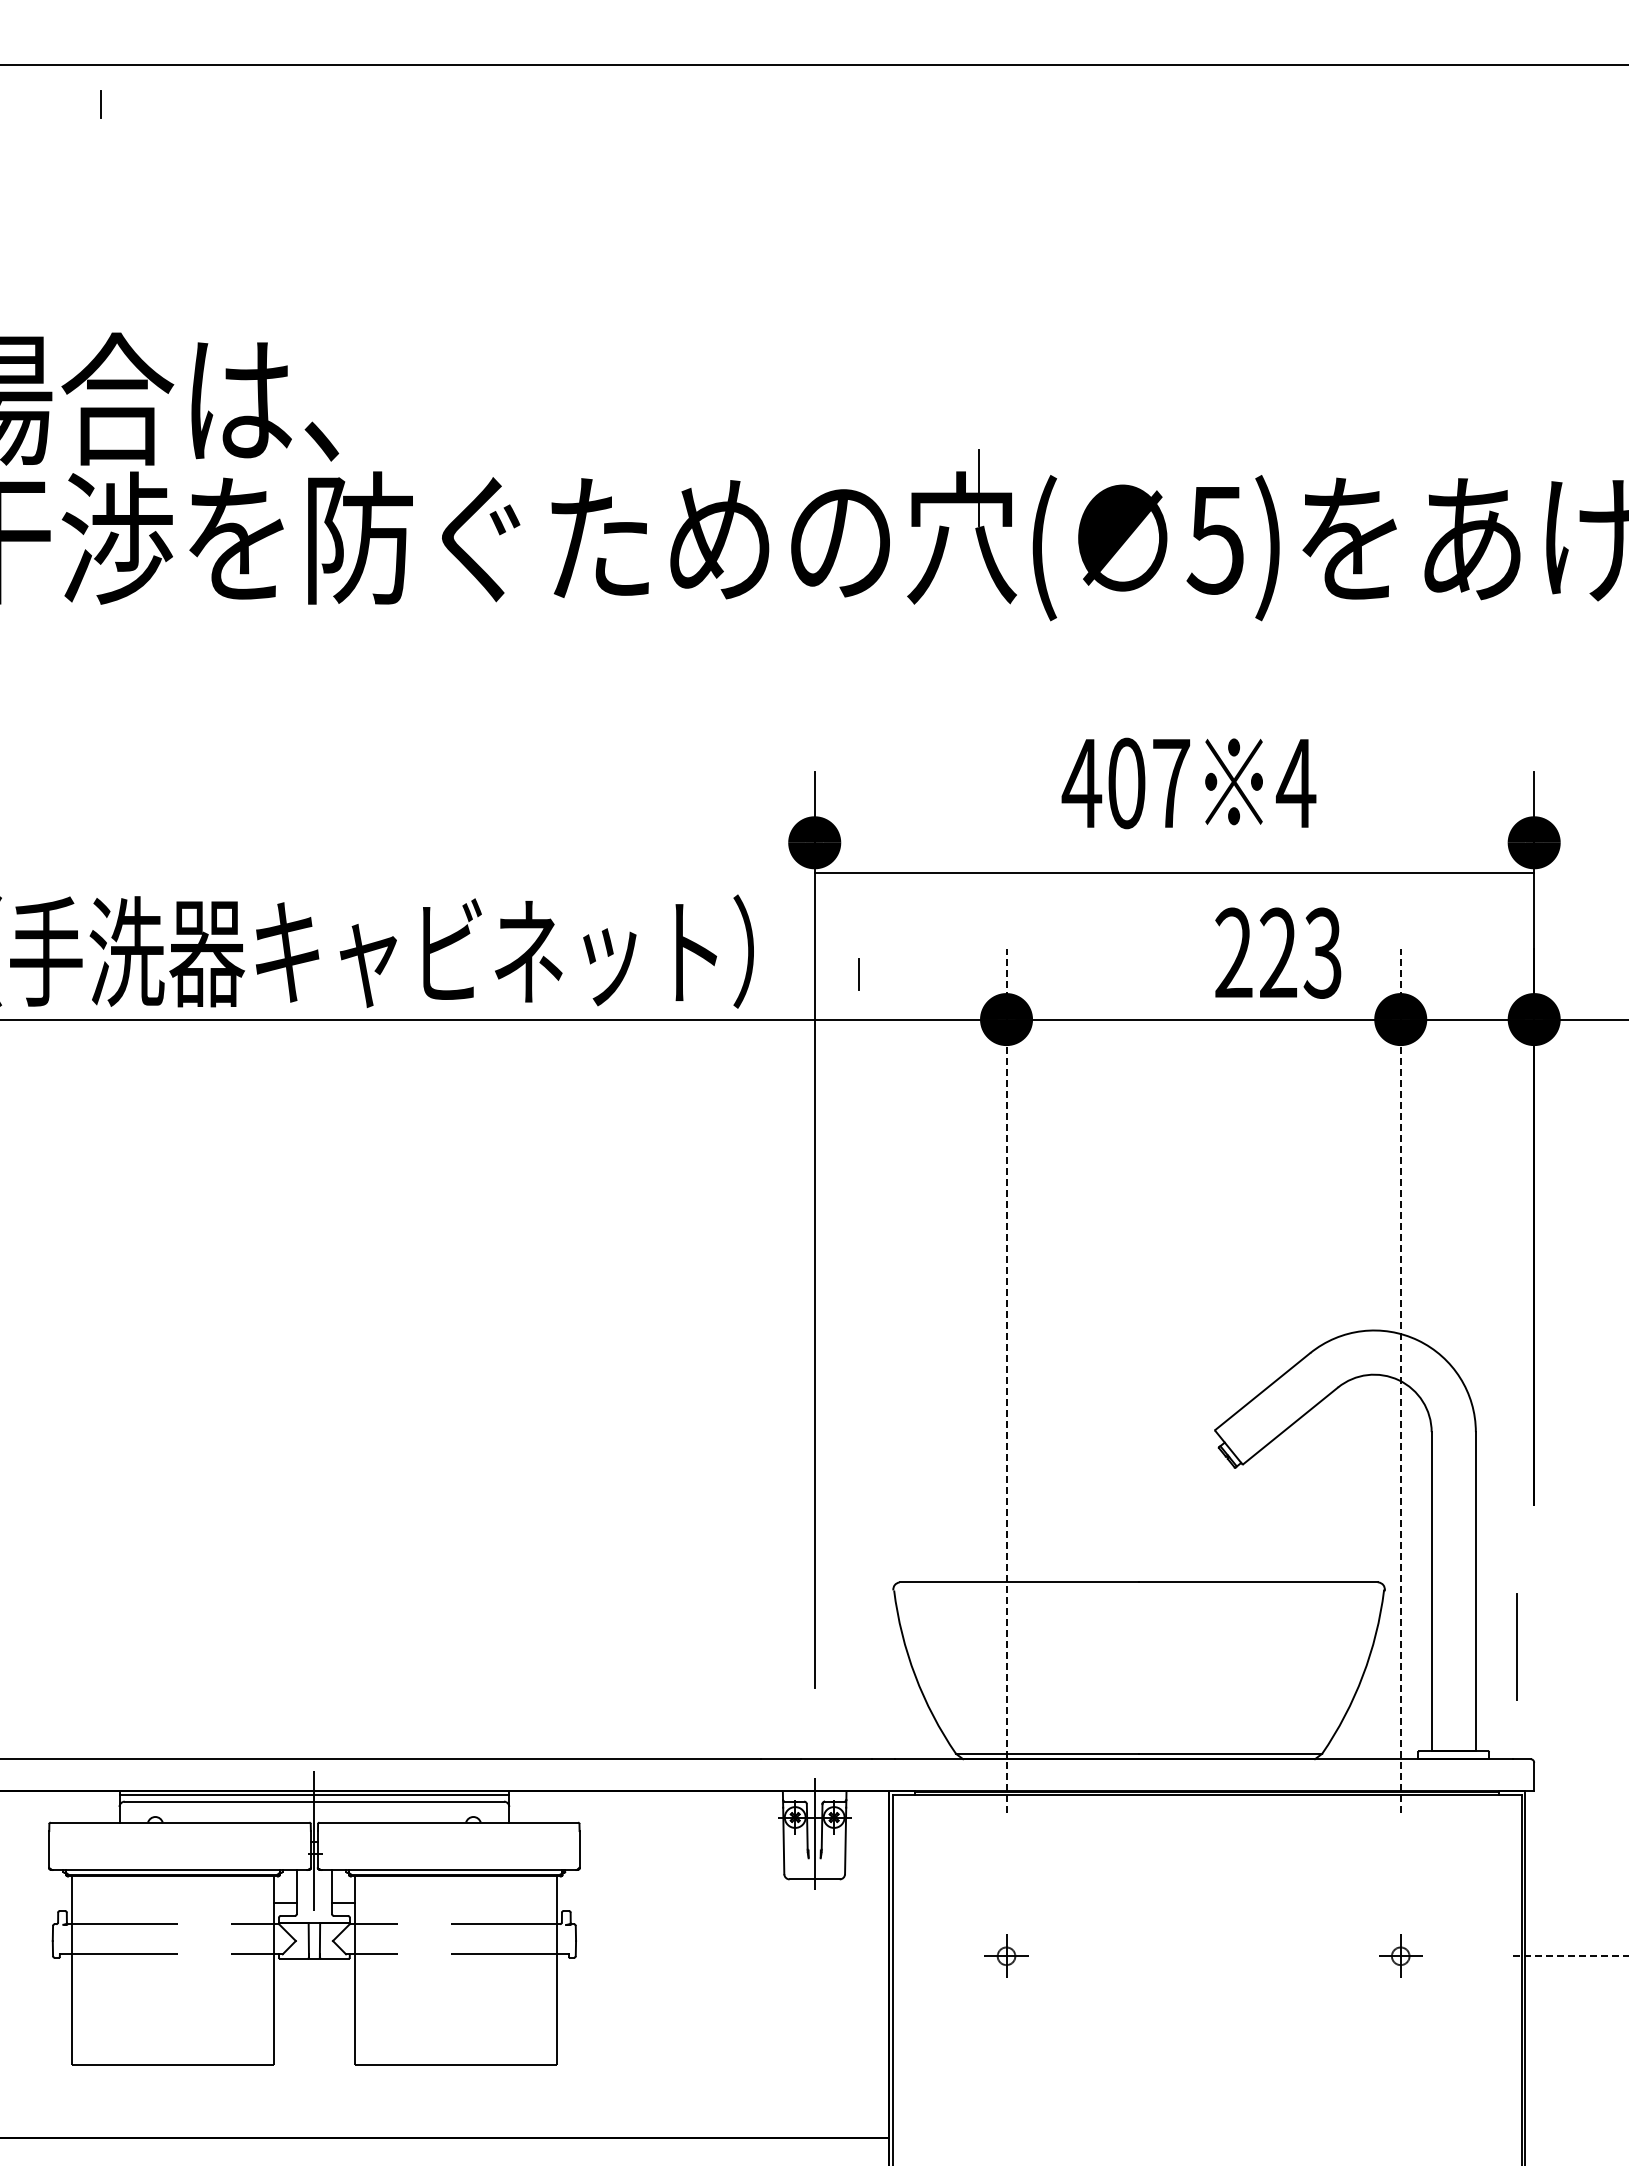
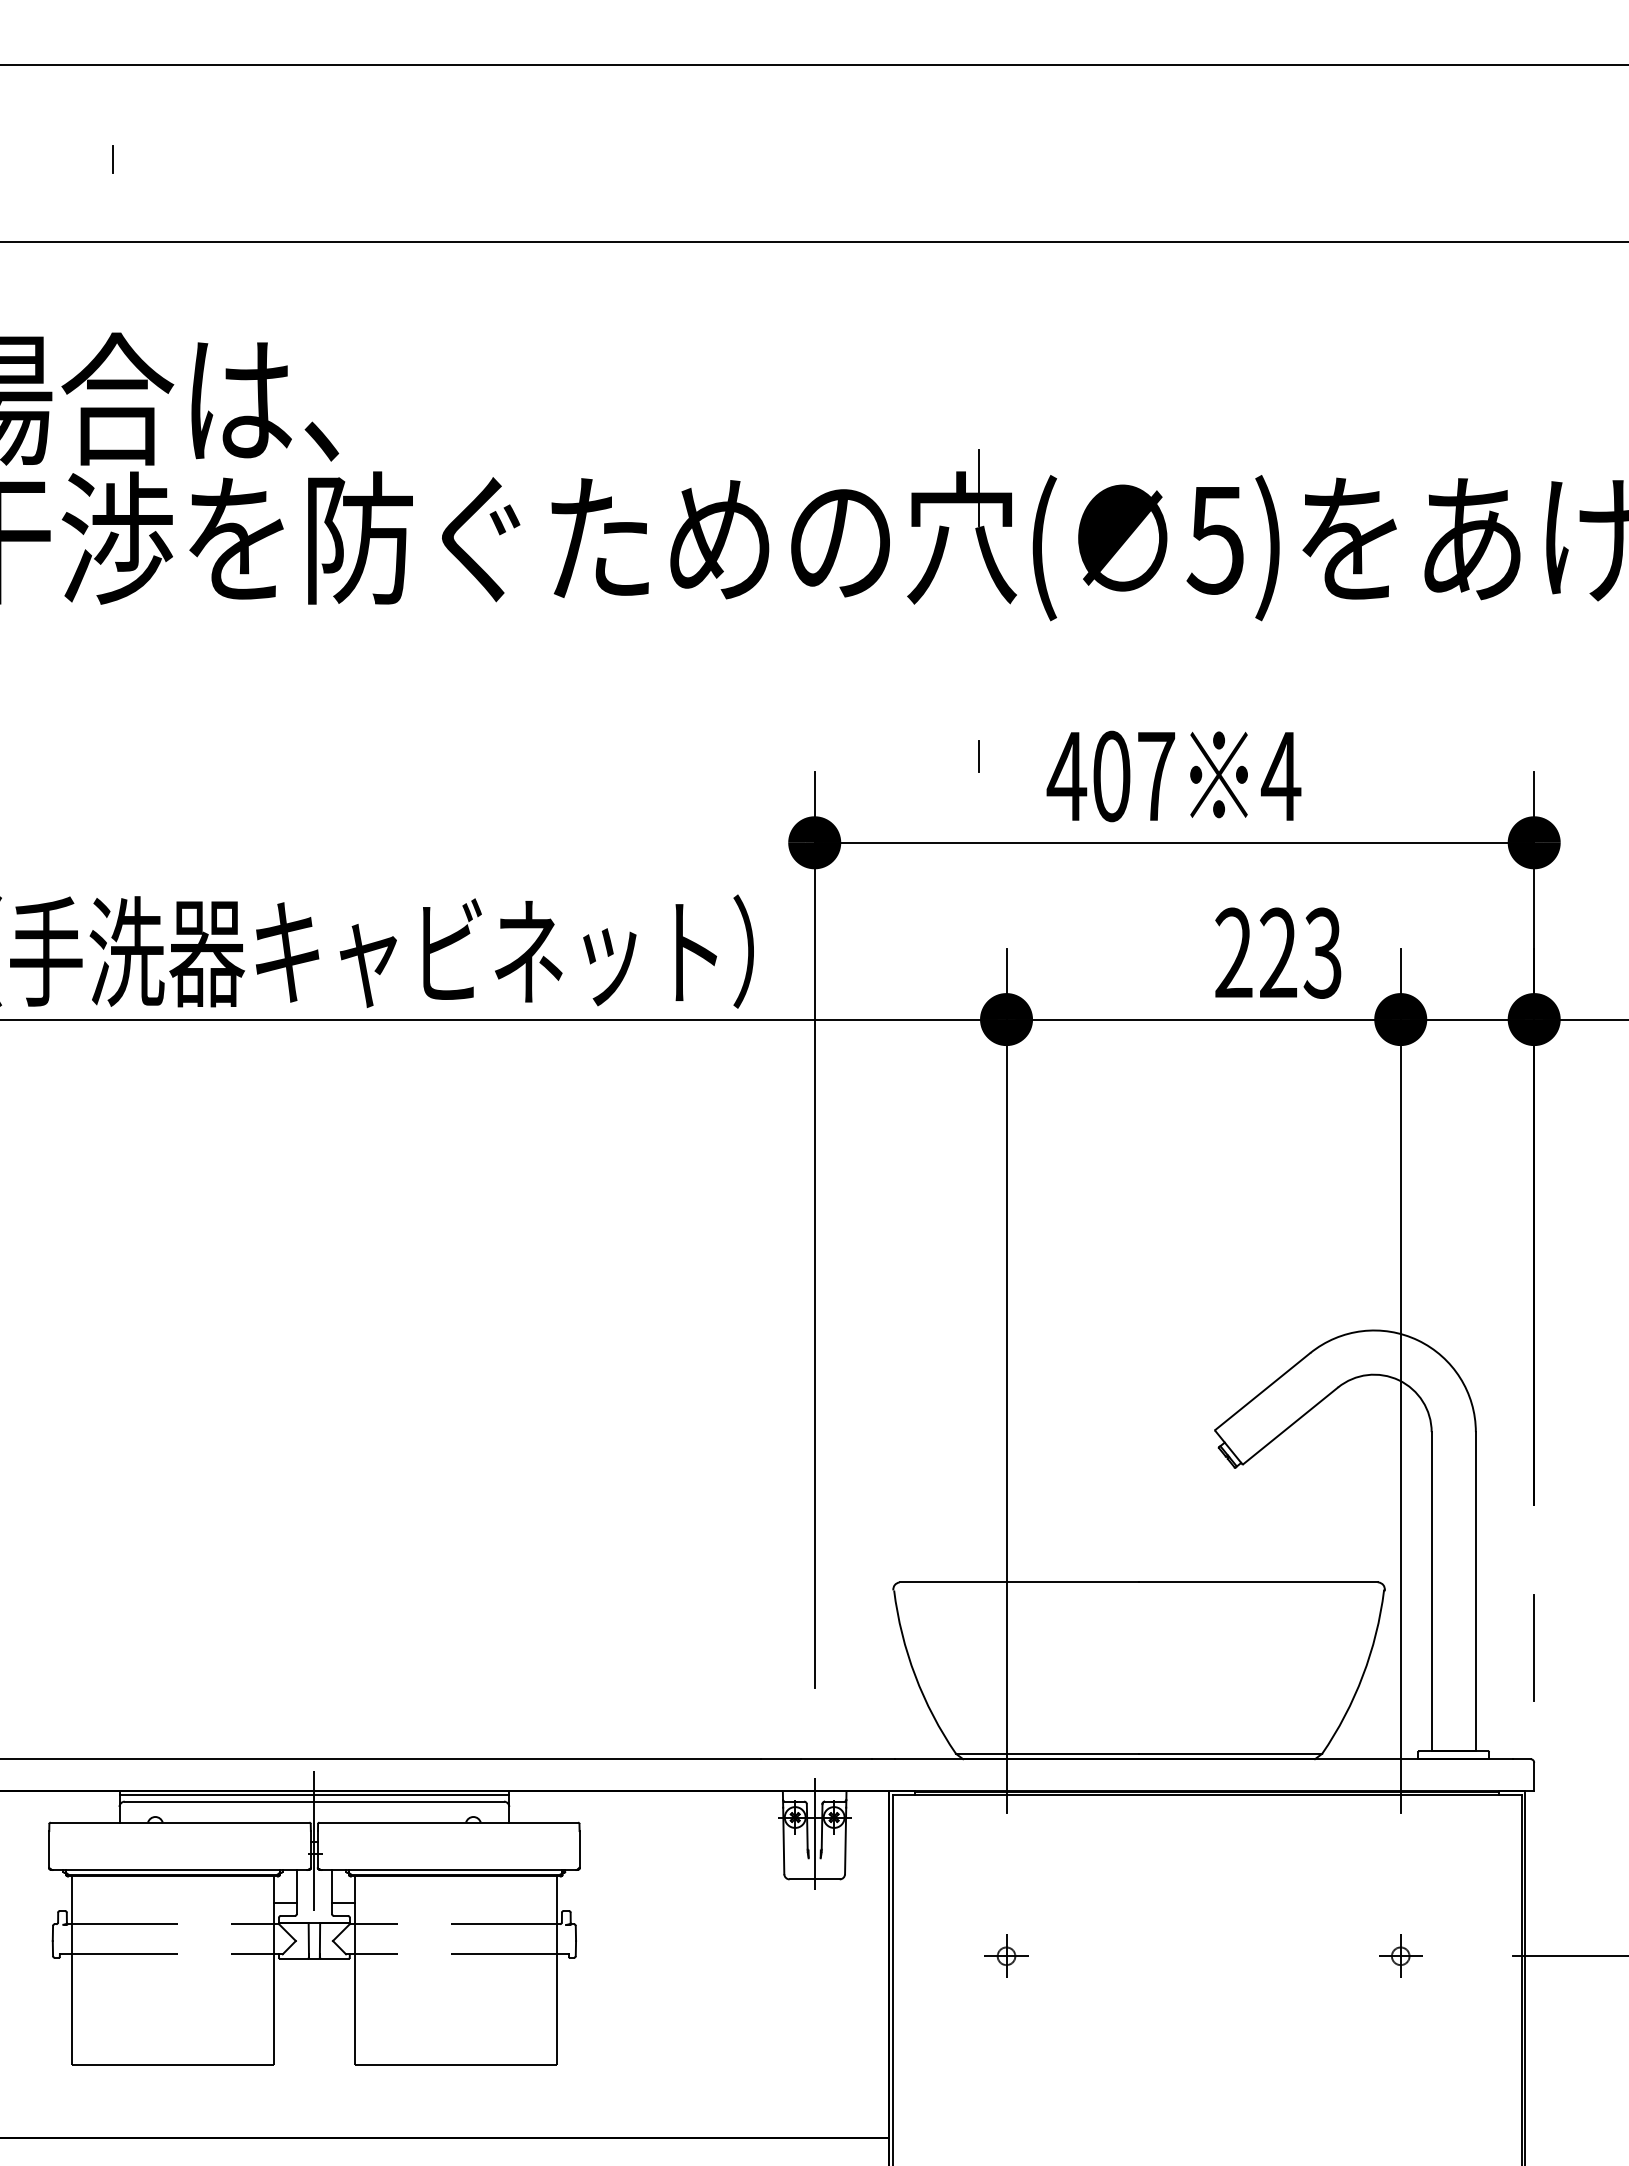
line position: (100, 104) -> (112, 159) (112, 159)
line: none -> present (813, 242)
text position: (1188, 783) -> (1173, 776) (1173, 776)
line position: (1174, 872) -> (1174, 842) (1174, 842)
line position: (858, 974) -> (978, 756) (978, 756)
line: dashed -> solid (1006, 1380)
line: dashed -> solid (1400, 1380)
line position: (1516, 1646) -> (1533, 1647) (1533, 1647)
line: dashed -> solid (1570, 1956)
